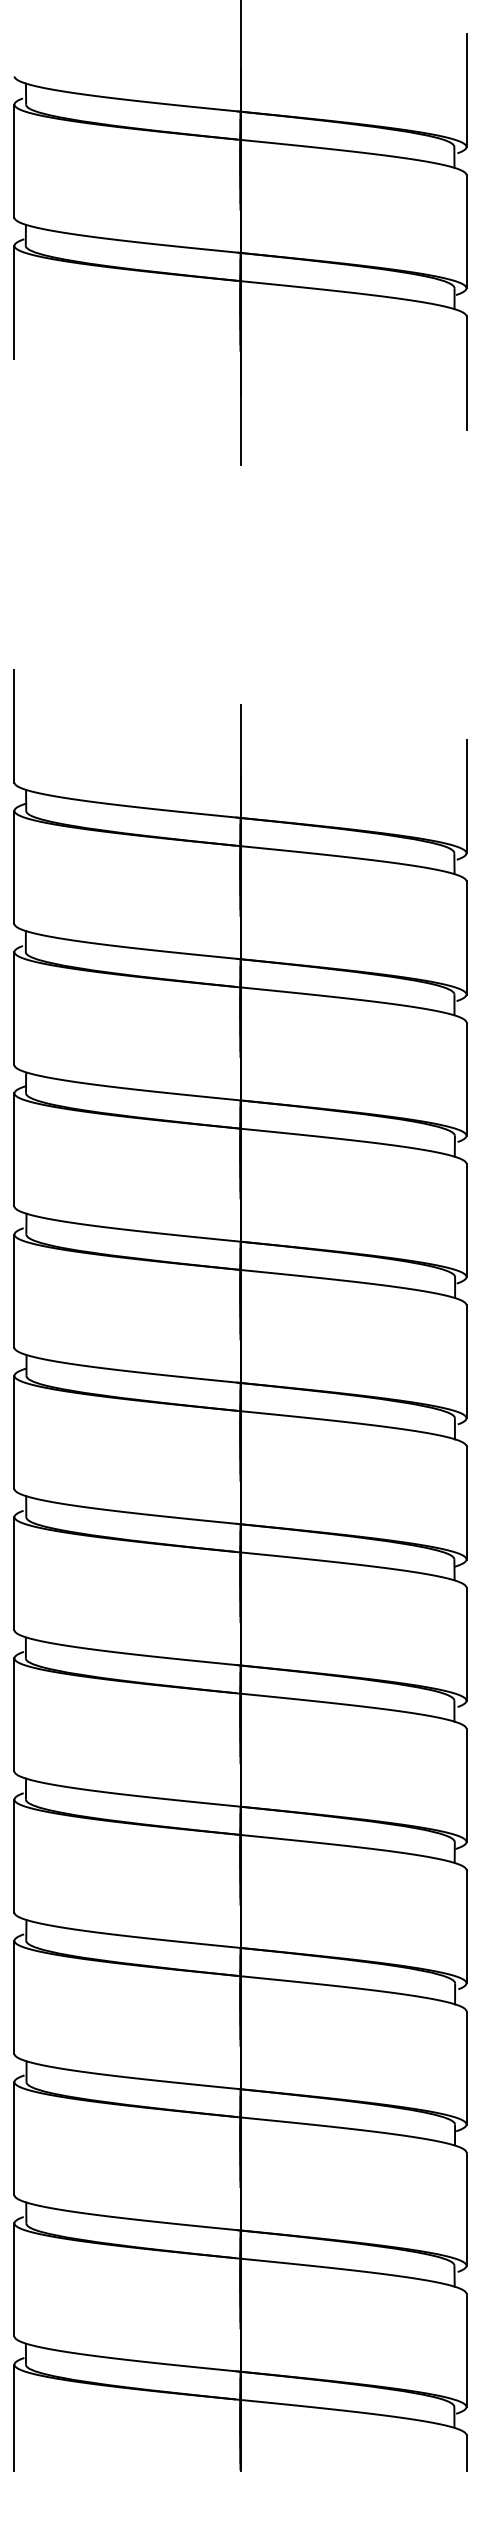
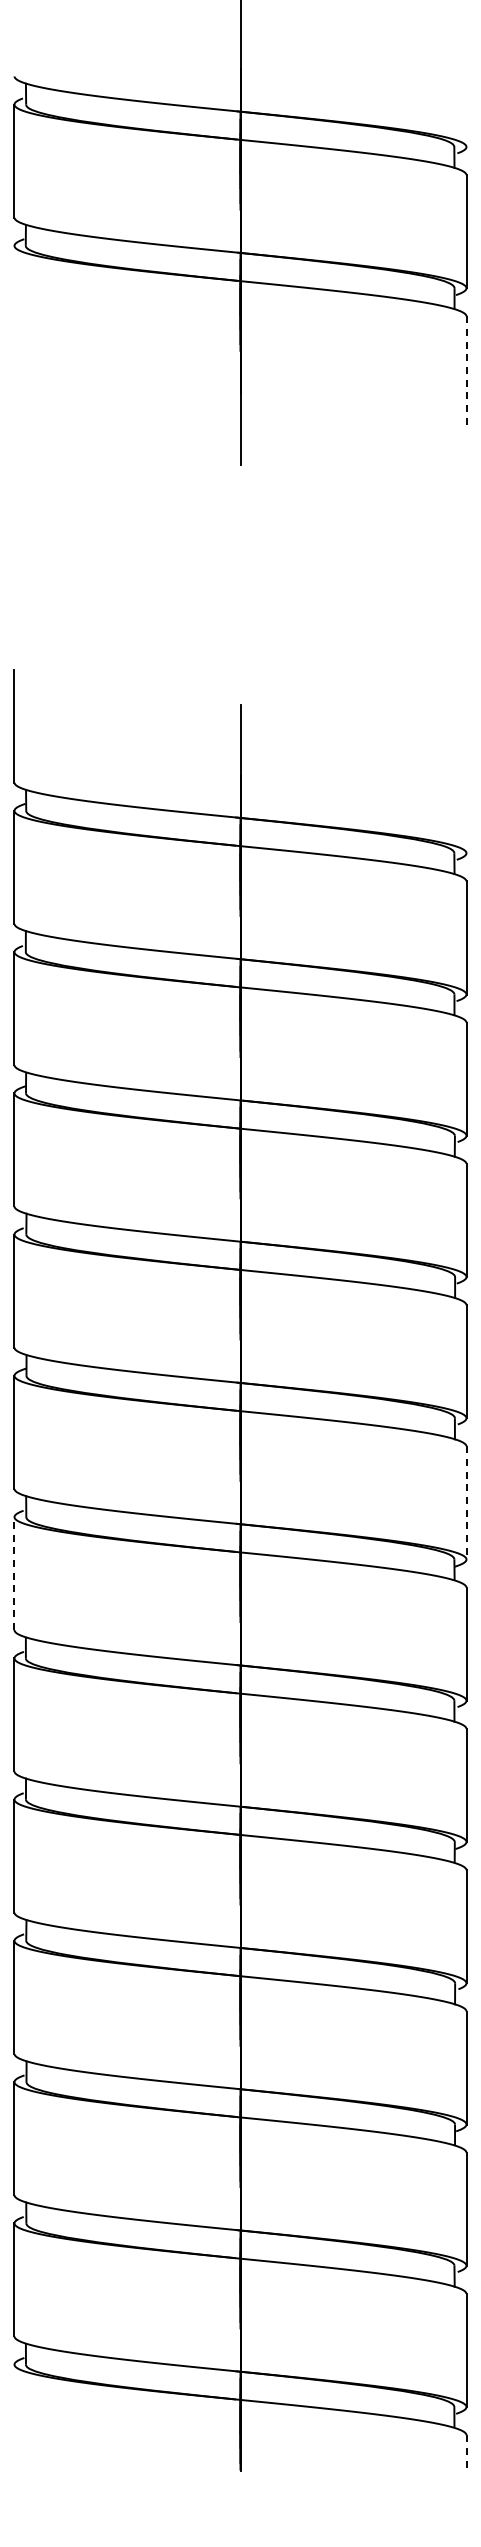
line: present -> none (466, 90)
line: present -> none (14, 301)
line: solid -> dashed (466, 372)
line: present -> none (466, 796)
line: solid -> dashed (466, 1503)
line: solid -> dashed (14, 1573)
line: present -> none (14, 2417)
line: solid -> dashed (466, 2452)
